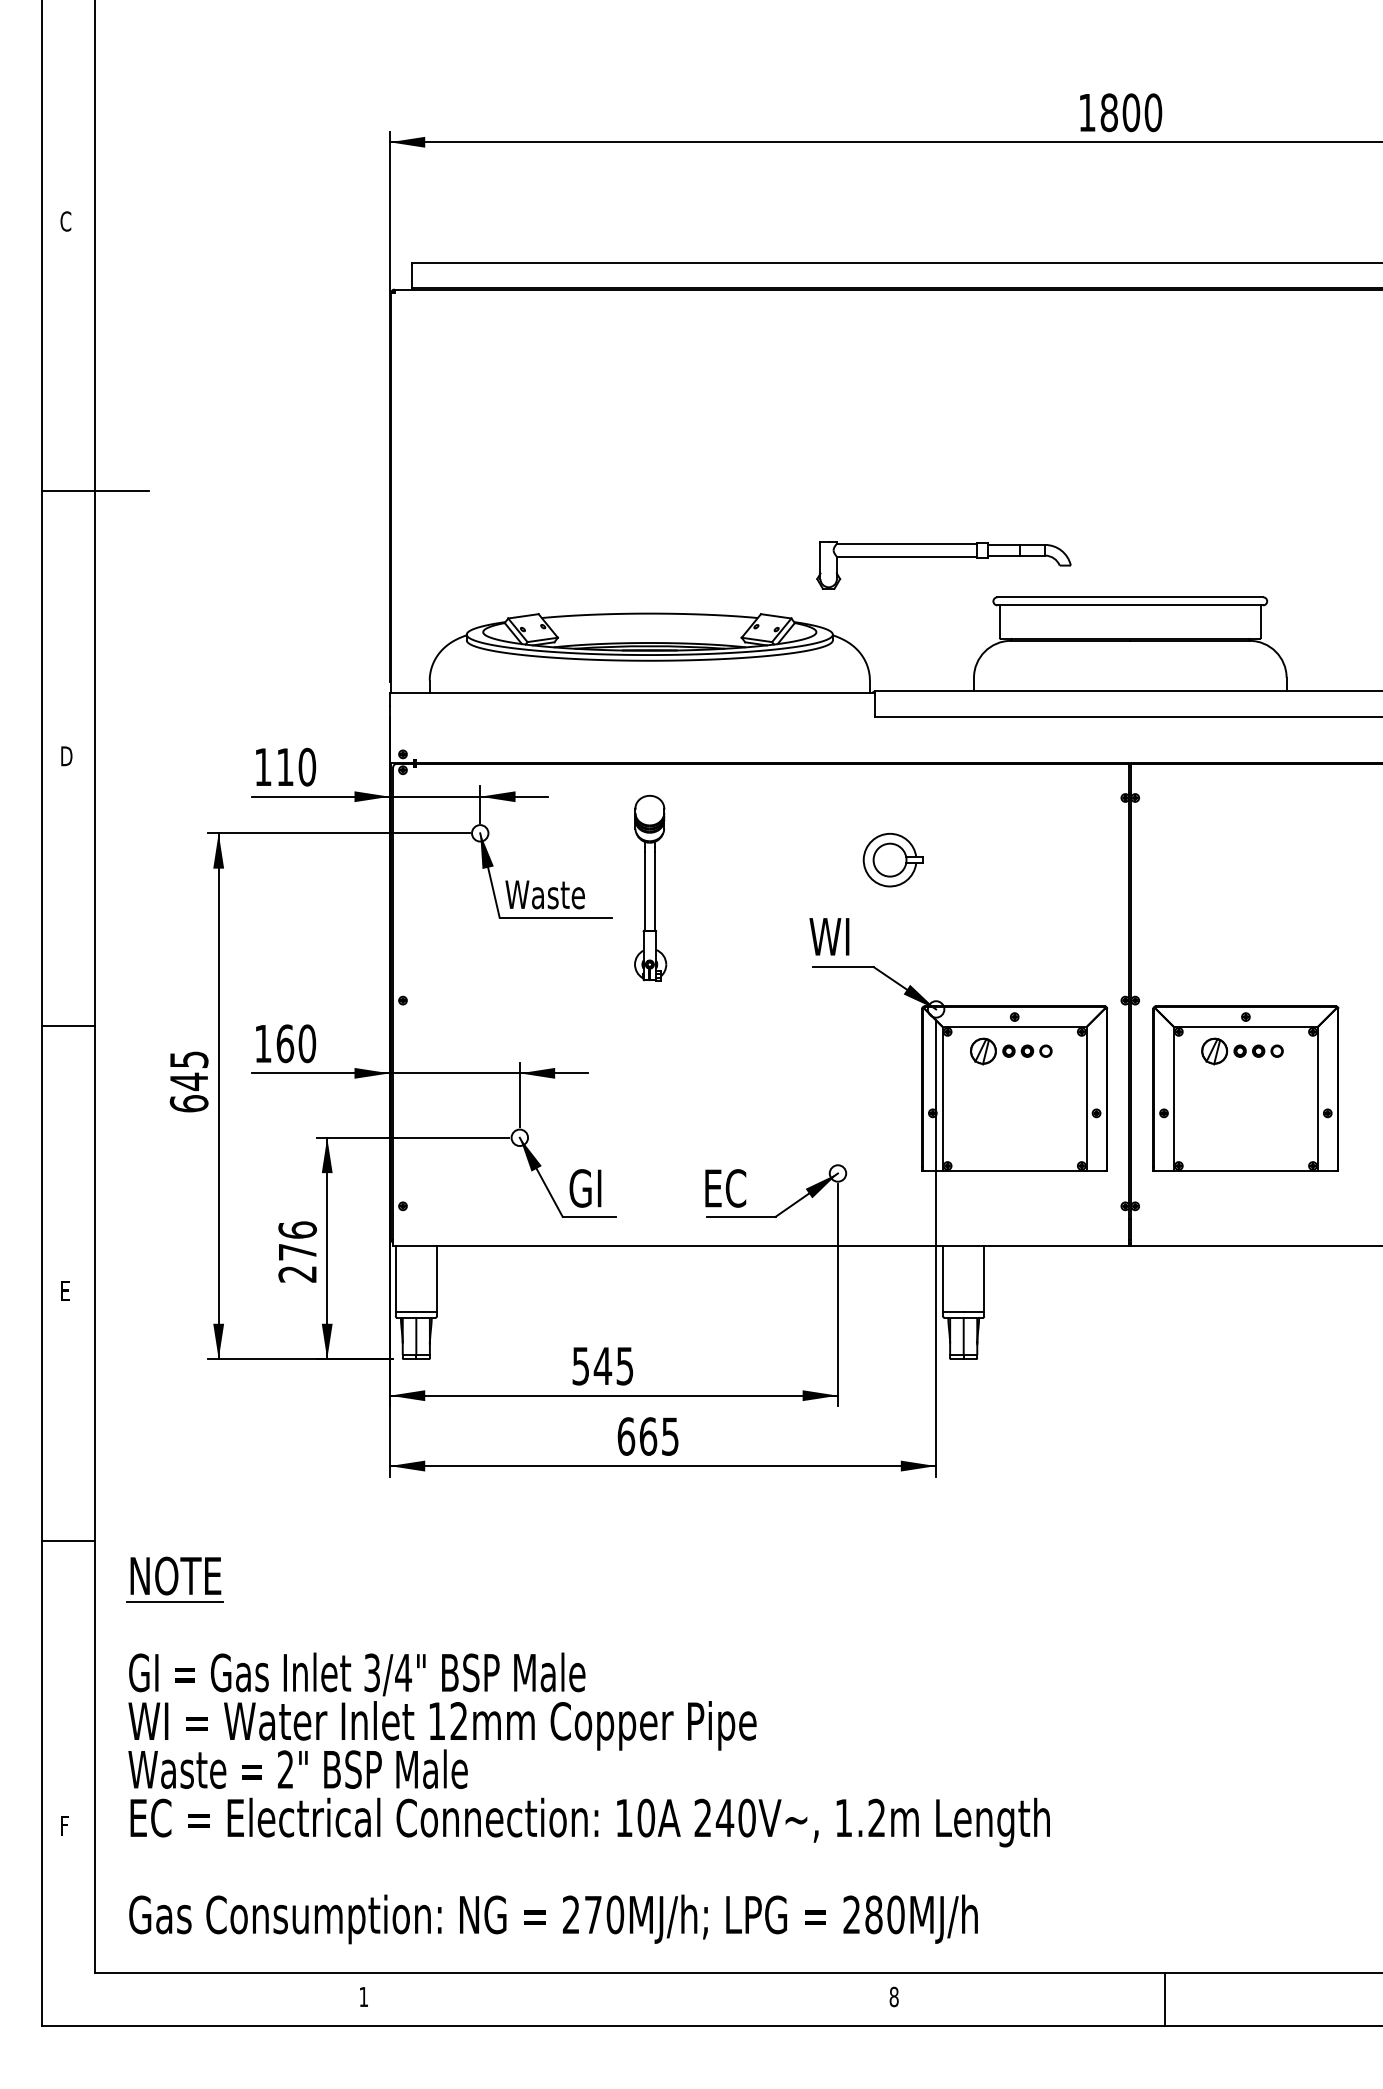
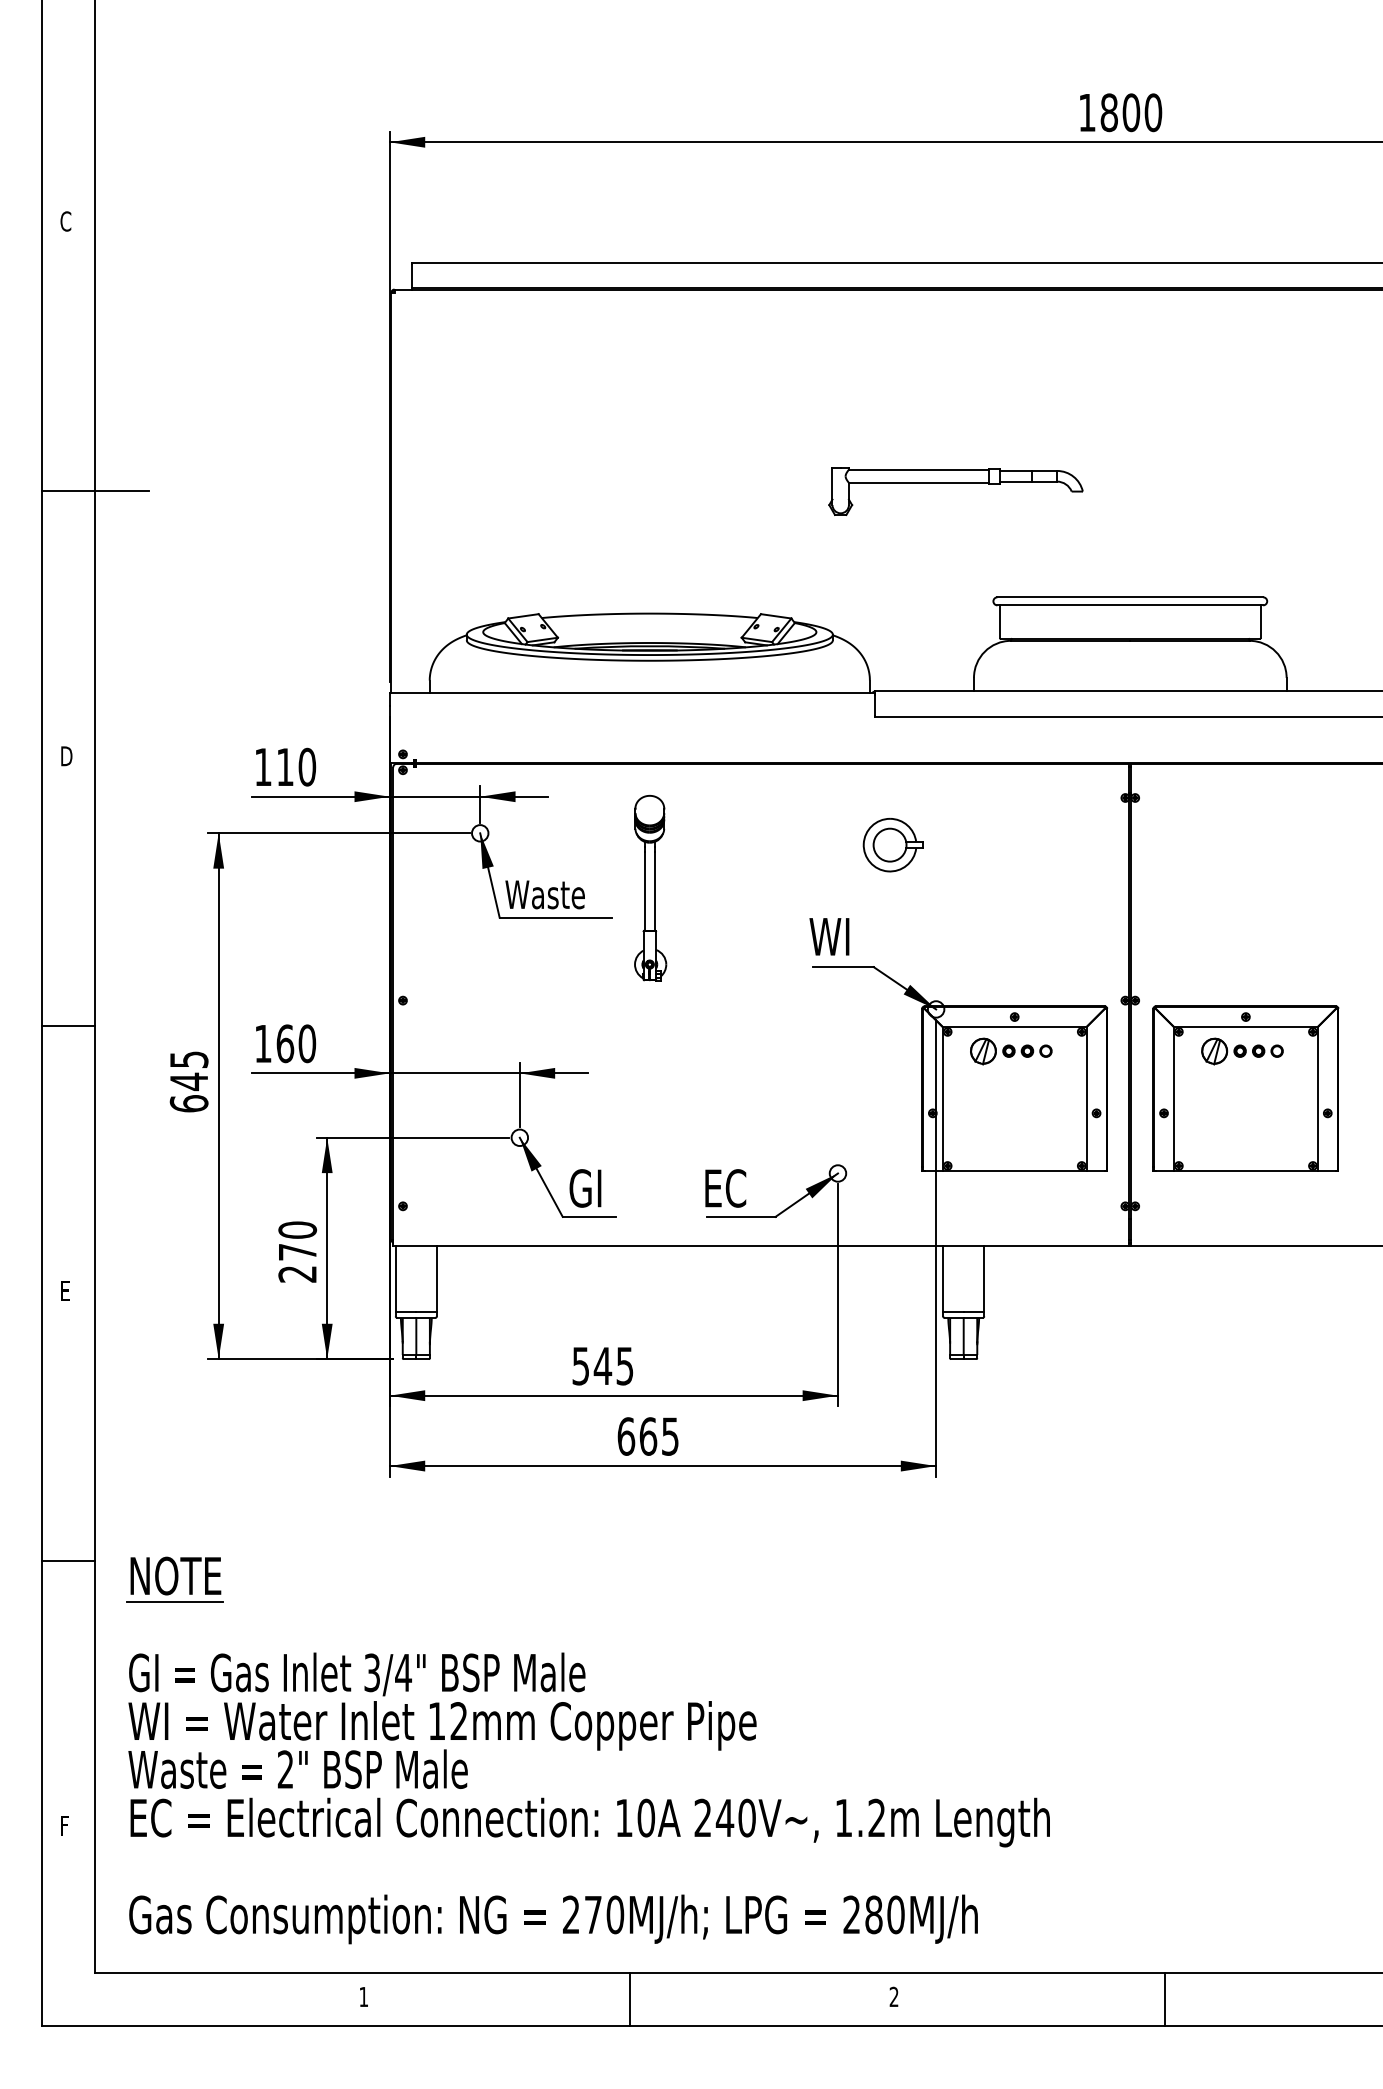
part position: (943, 557) -> (955, 483) (955, 483)
part position: (892, 860) -> (892, 845) (892, 845)
text: 276 -> 270 (297, 1229)
line position: (68, 1541) -> (68, 1561) (68, 1561)
text: 8 -> 2 (893, 1996)
line: none -> present (629, 1999)
